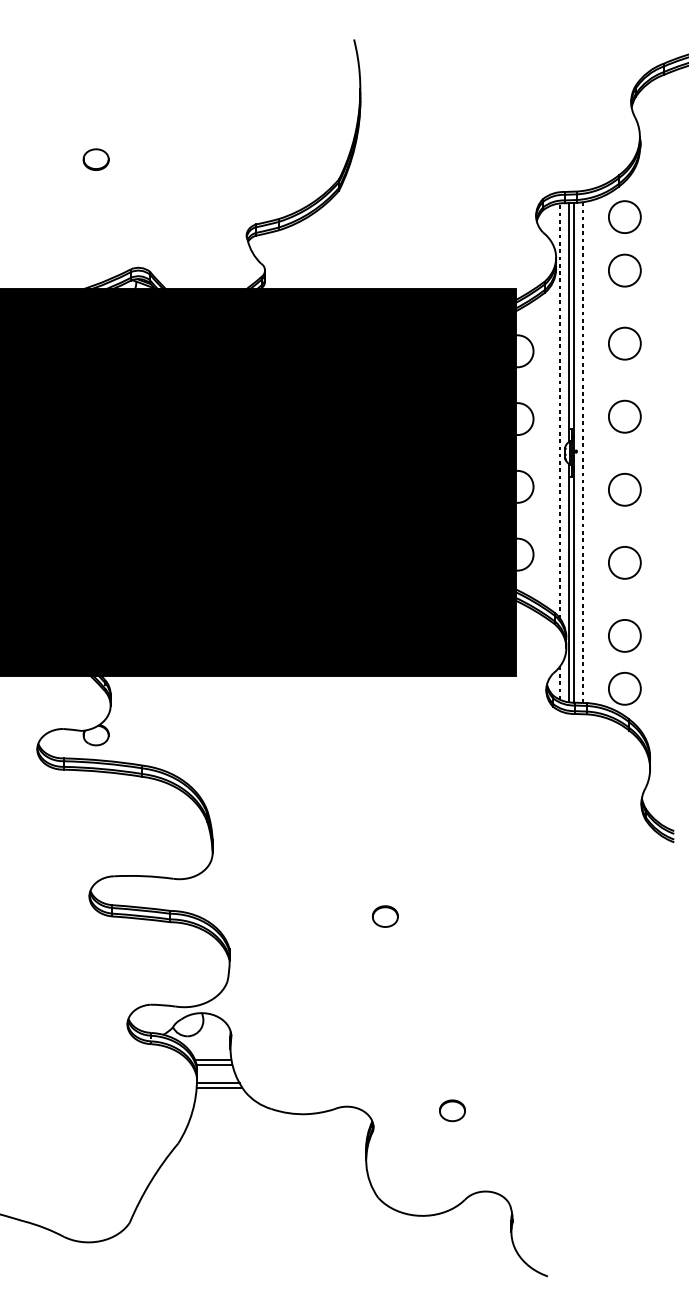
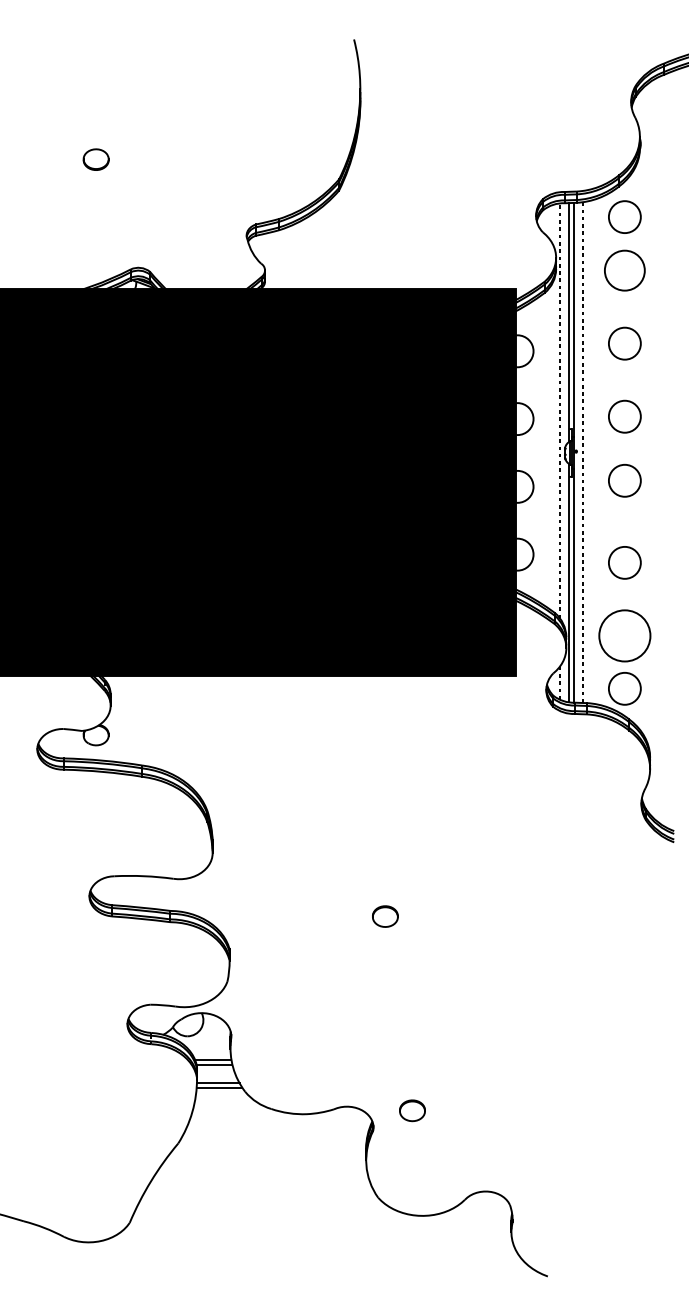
circle size: 34x35 px -> 42x43 px (624, 270)
circle position: (624, 489) -> (624, 480) (624, 480)
circle diameter: 32 px -> 51 px (624, 635)
part position: (452, 1110) -> (412, 1110) (412, 1110)
